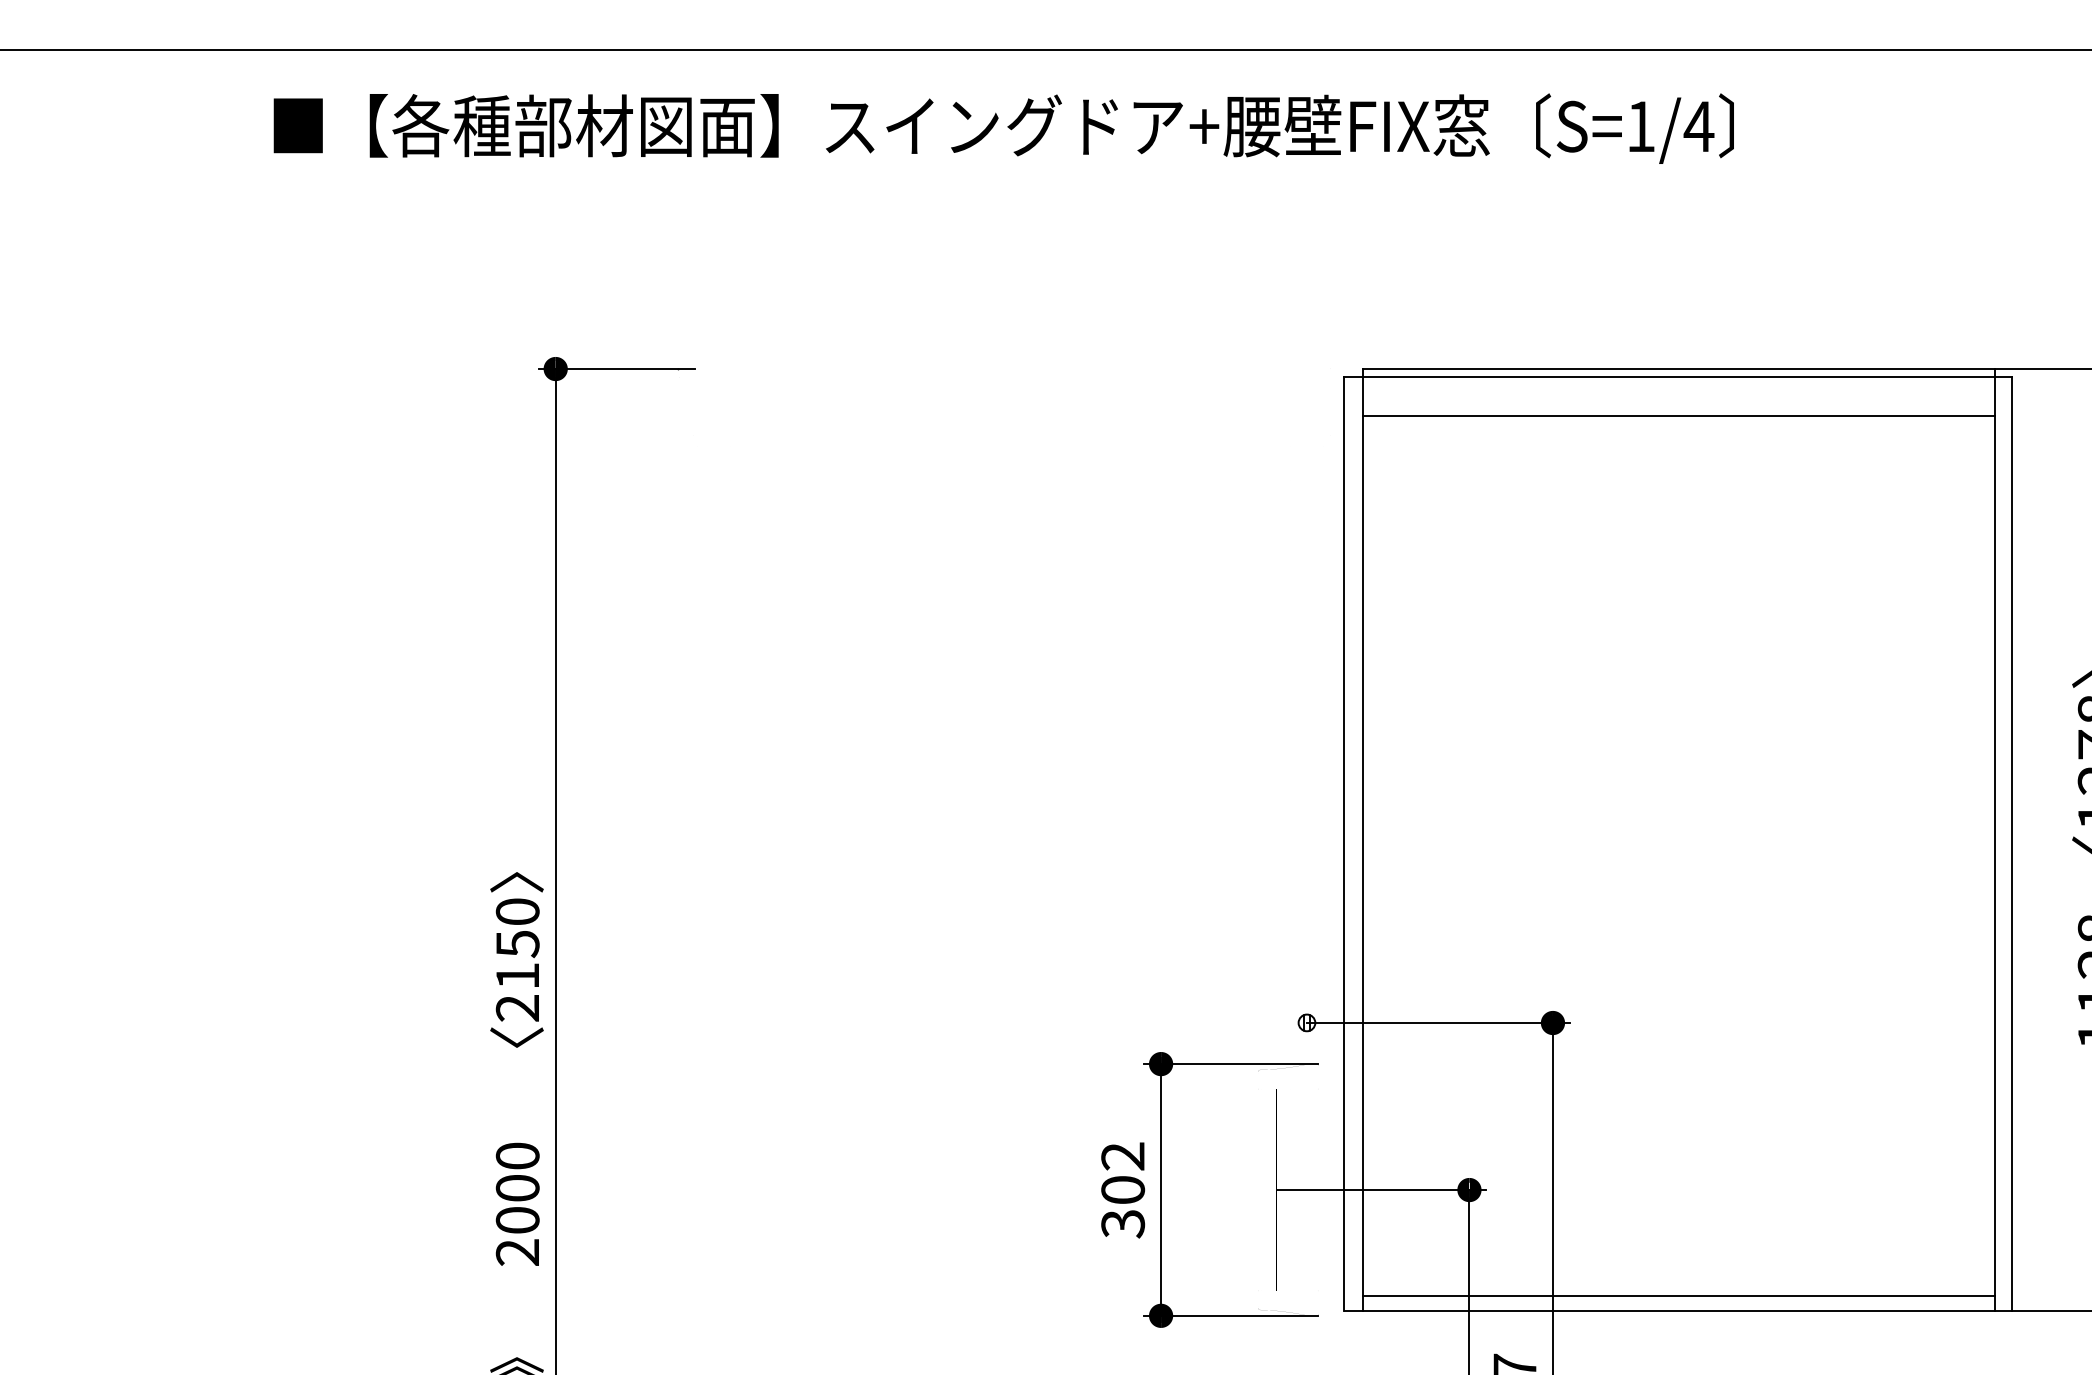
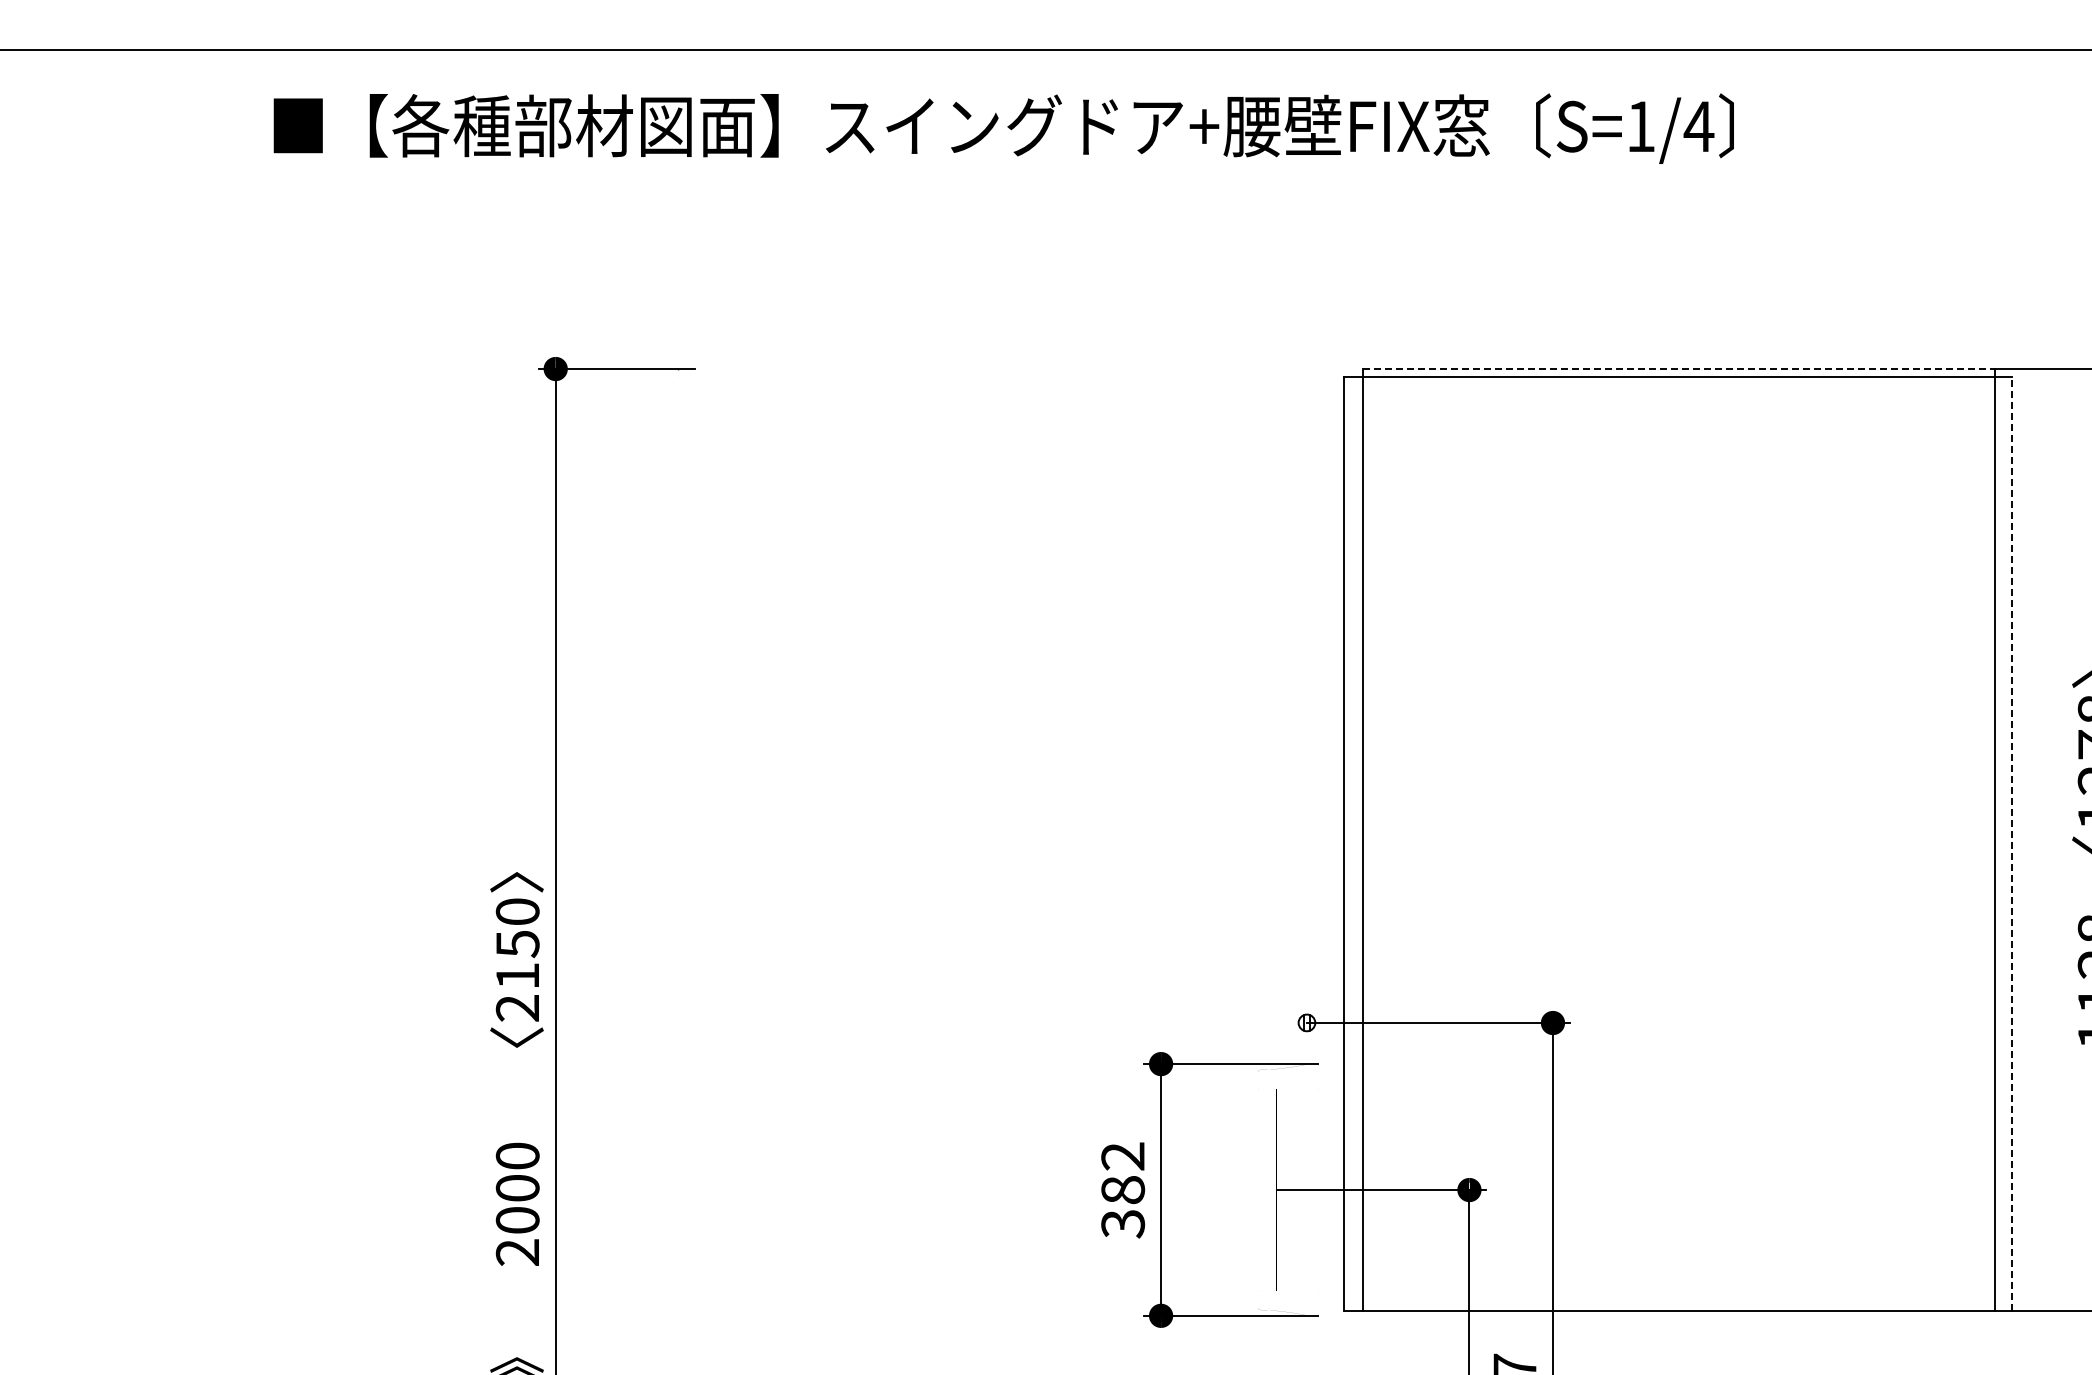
line: solid -> dashed (1679, 368)
line: present -> none (1678, 415)
line: solid -> dashed (2012, 844)
text: 302 -> 382 (1122, 1190)
line: present -> none (1678, 1296)
